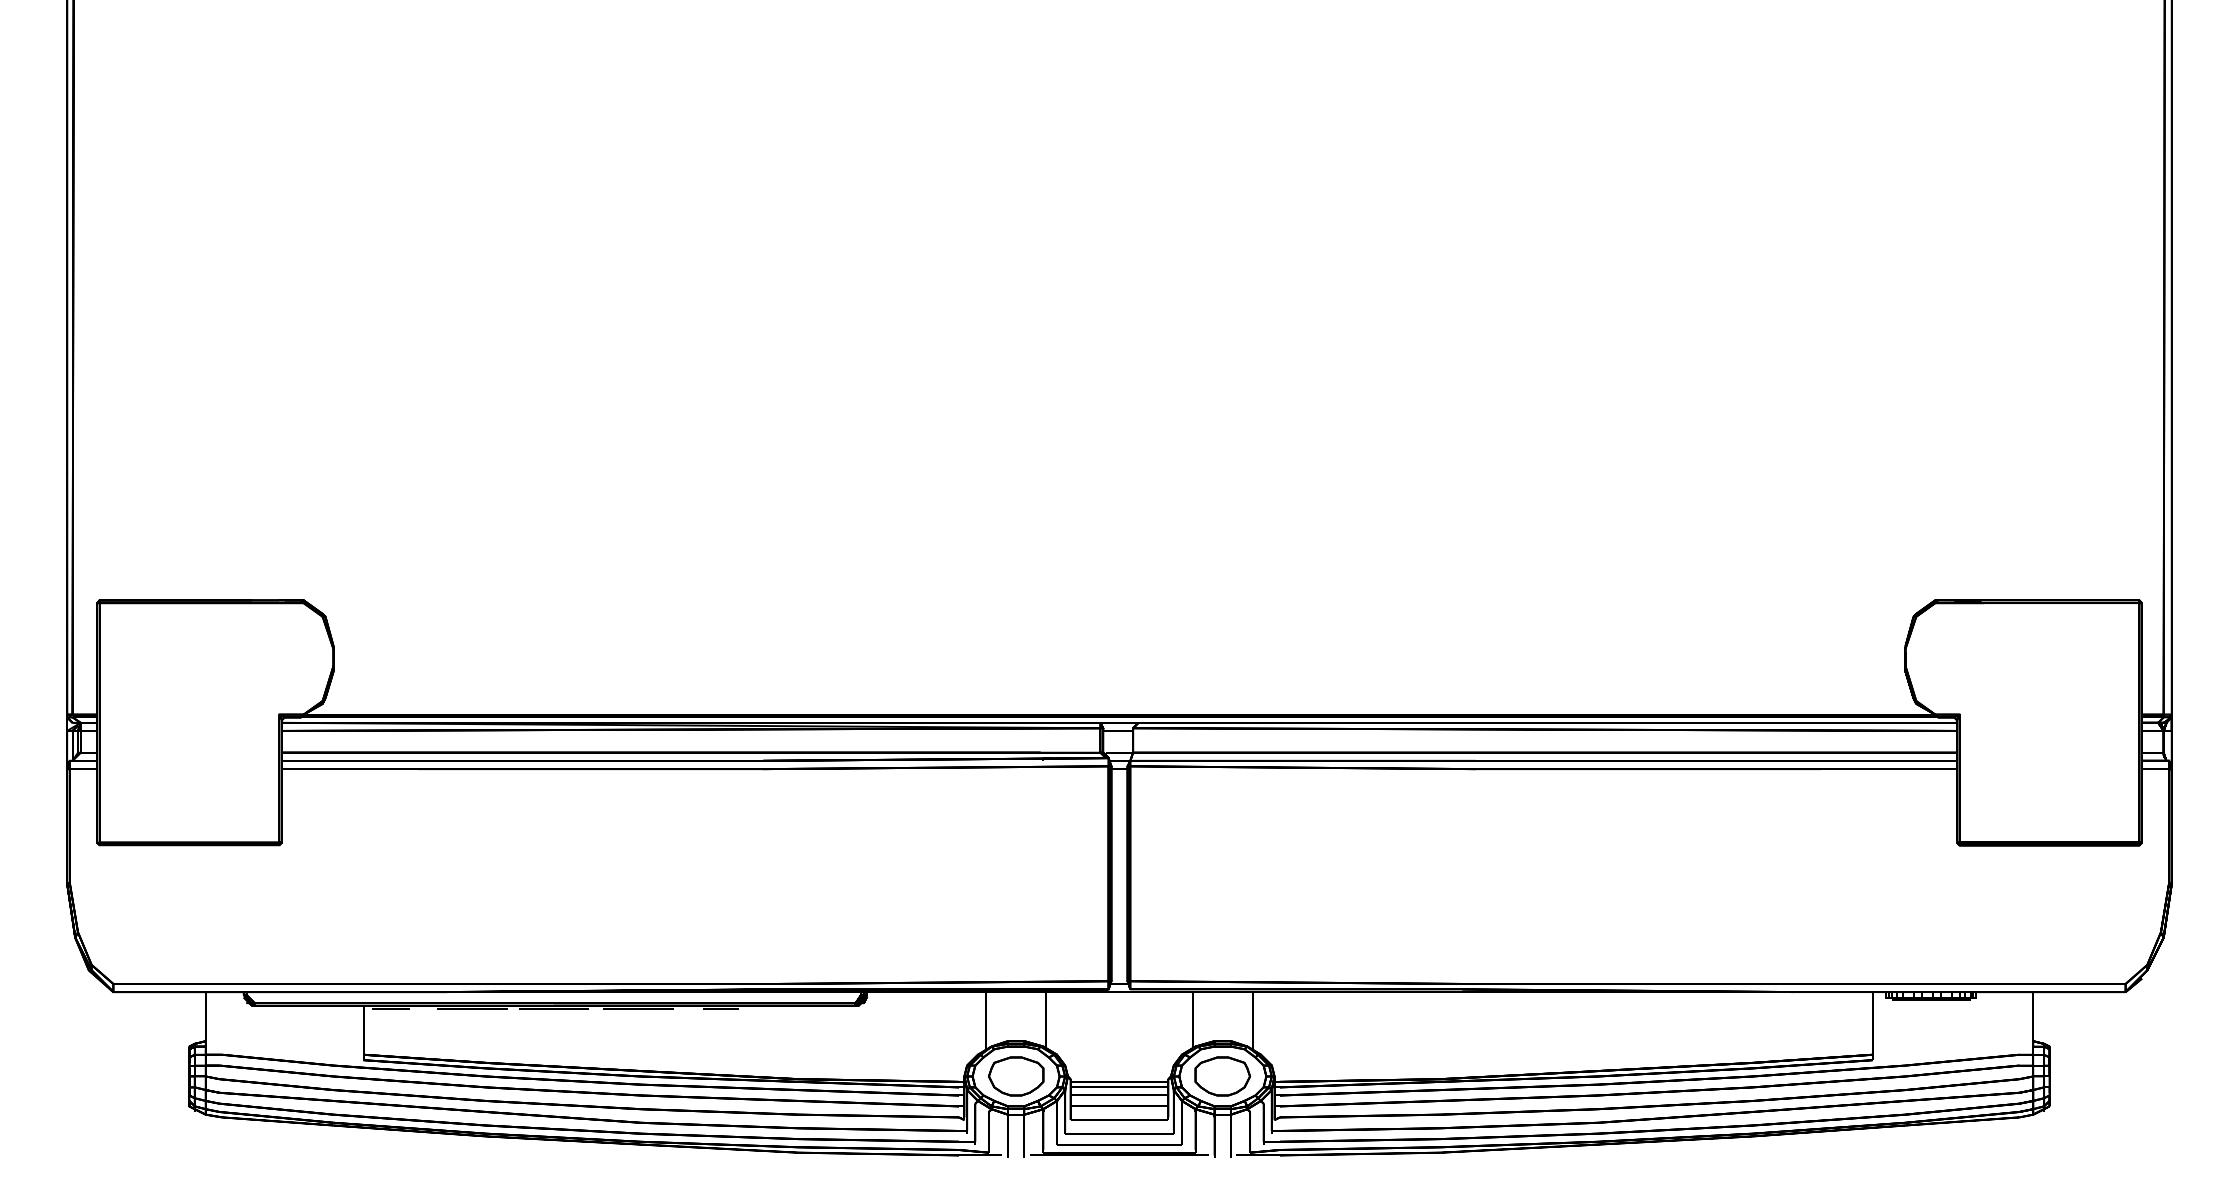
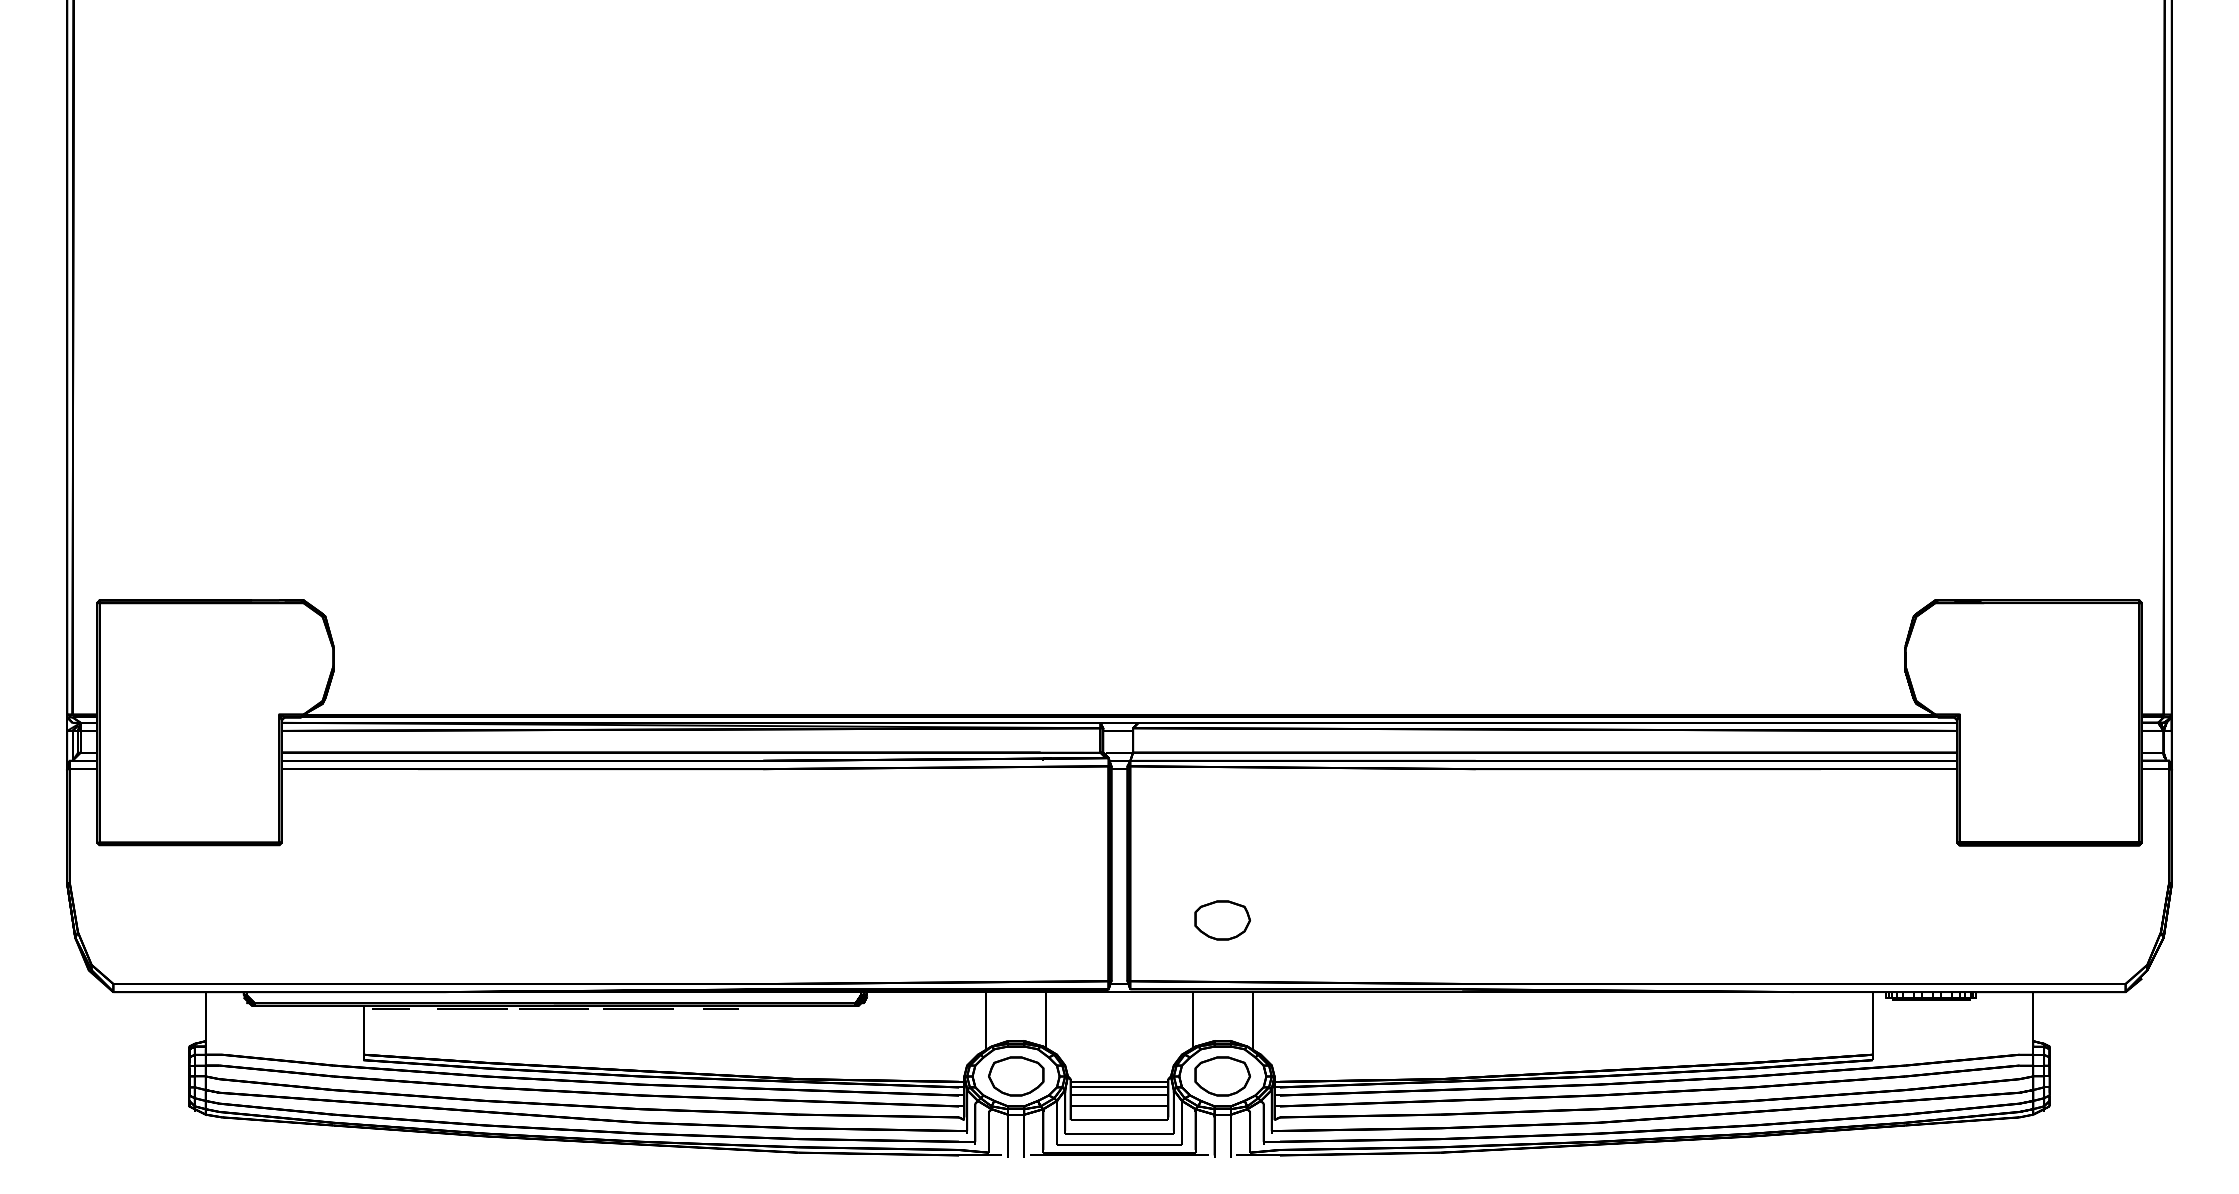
part: none -> present (1222, 920)
